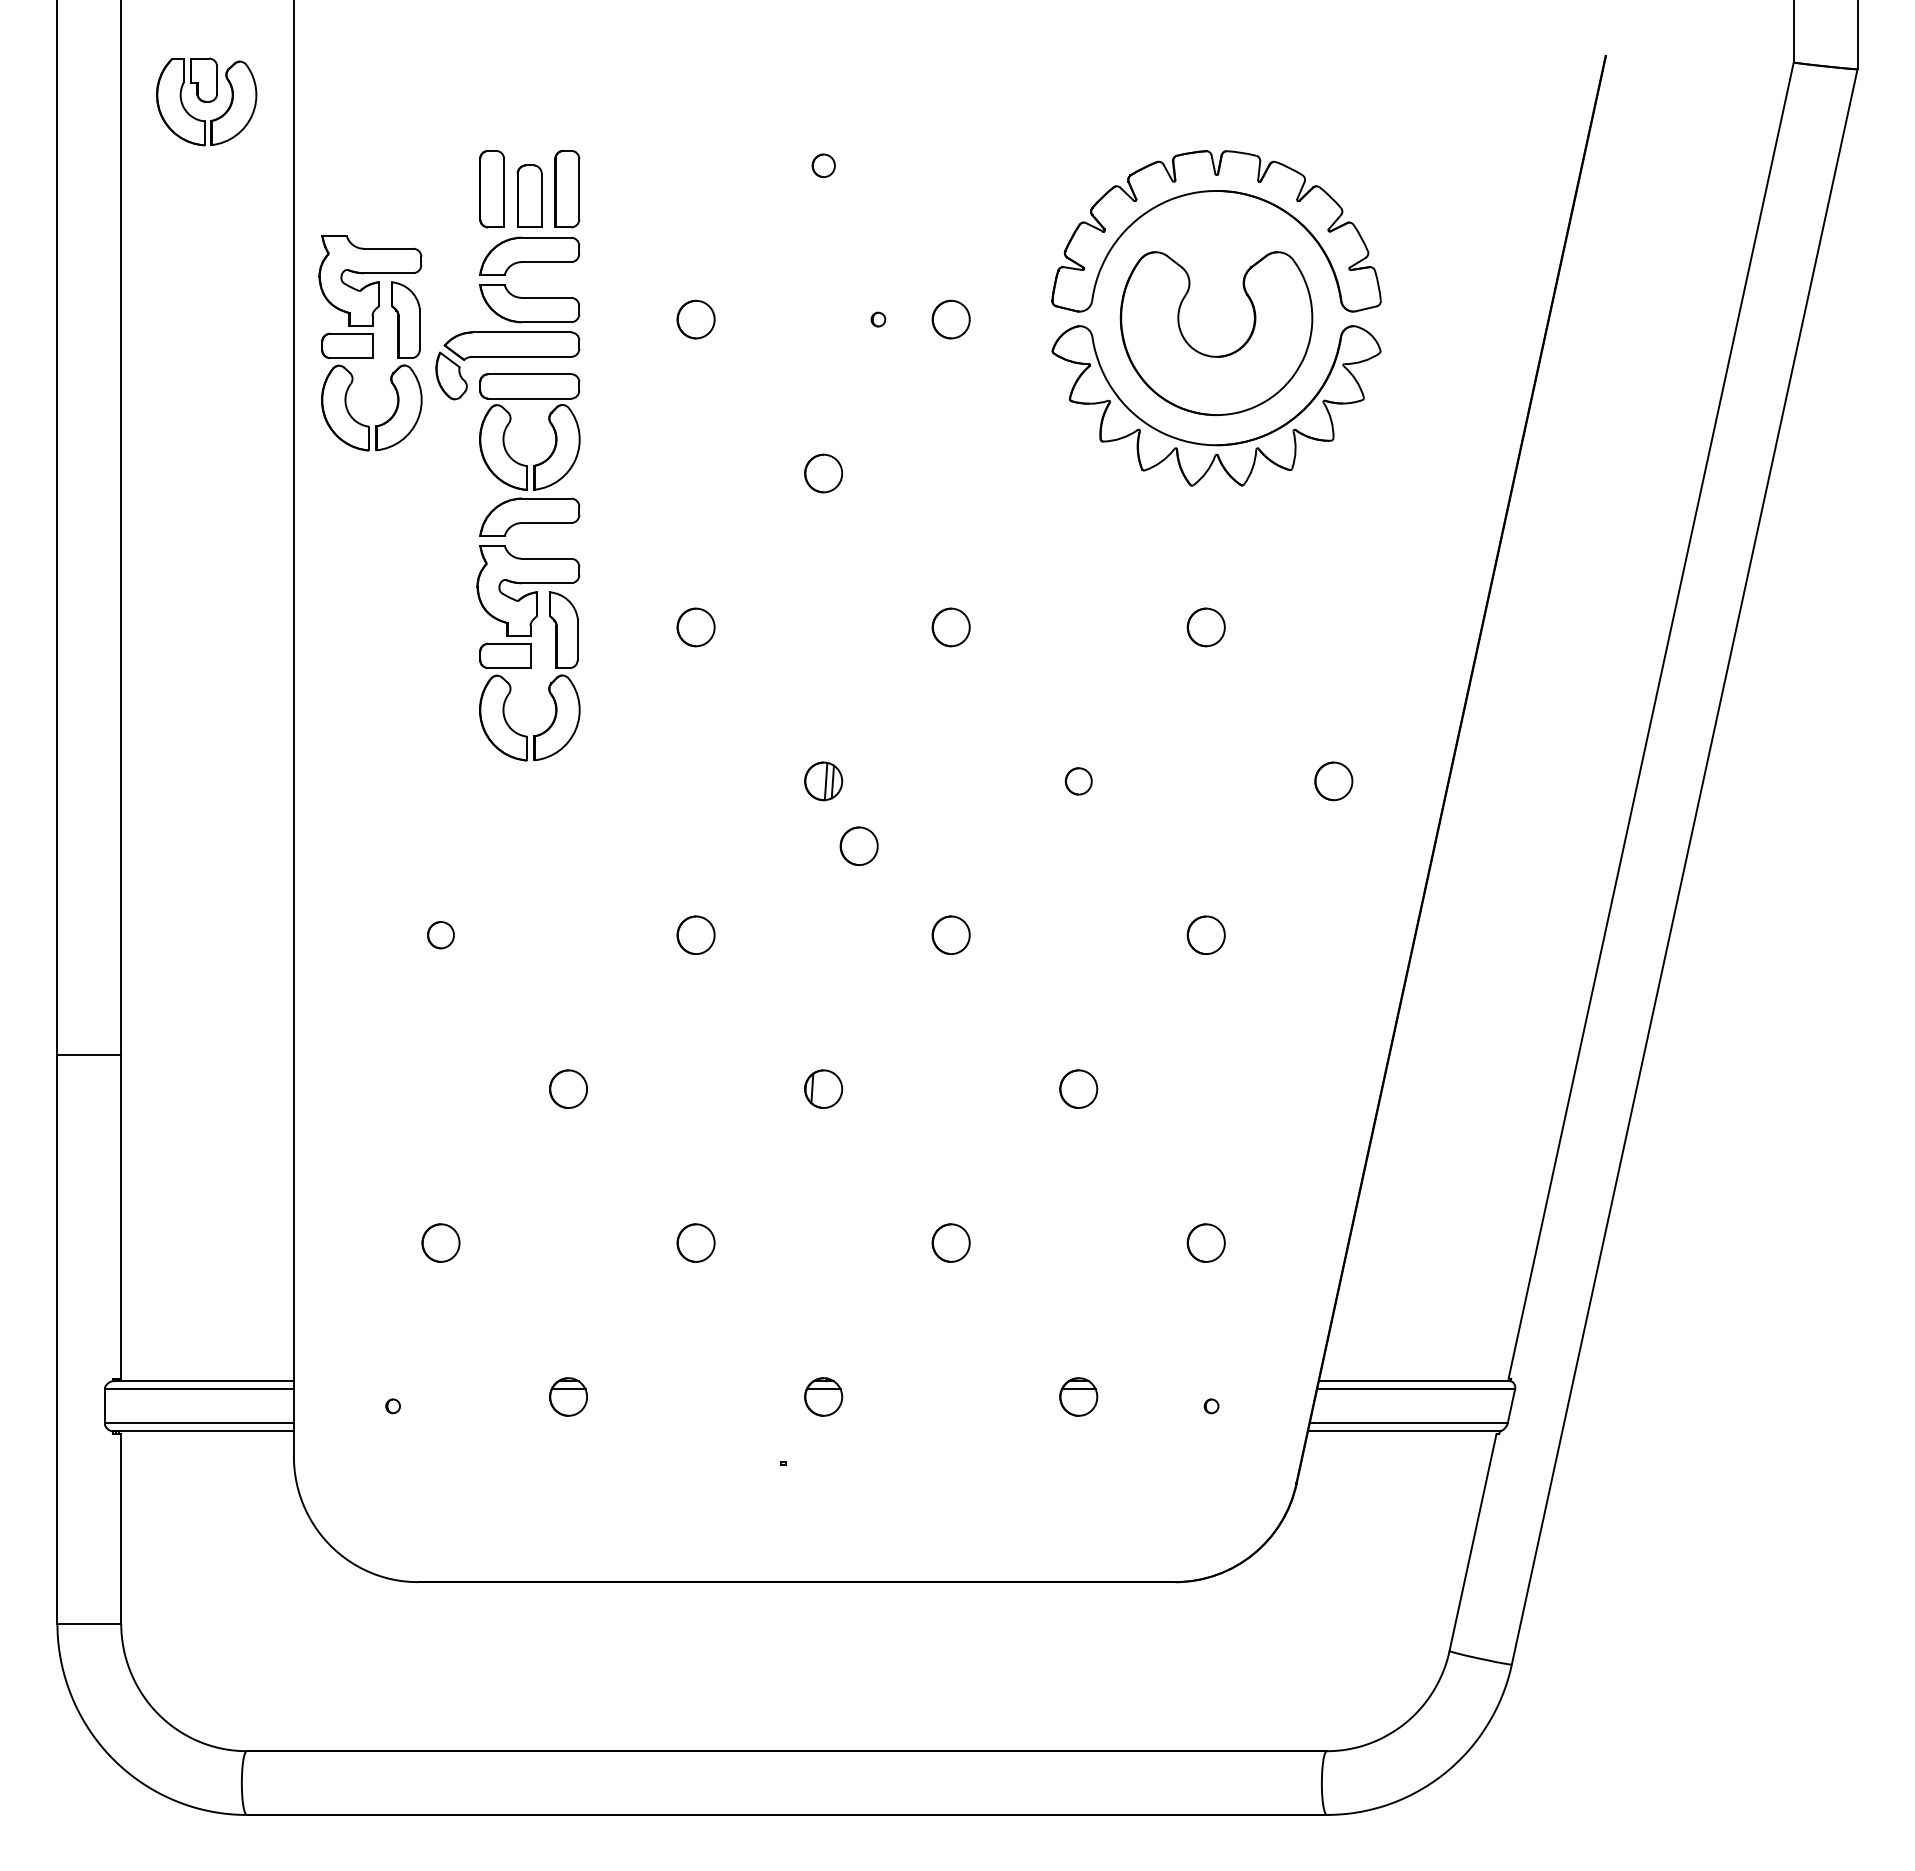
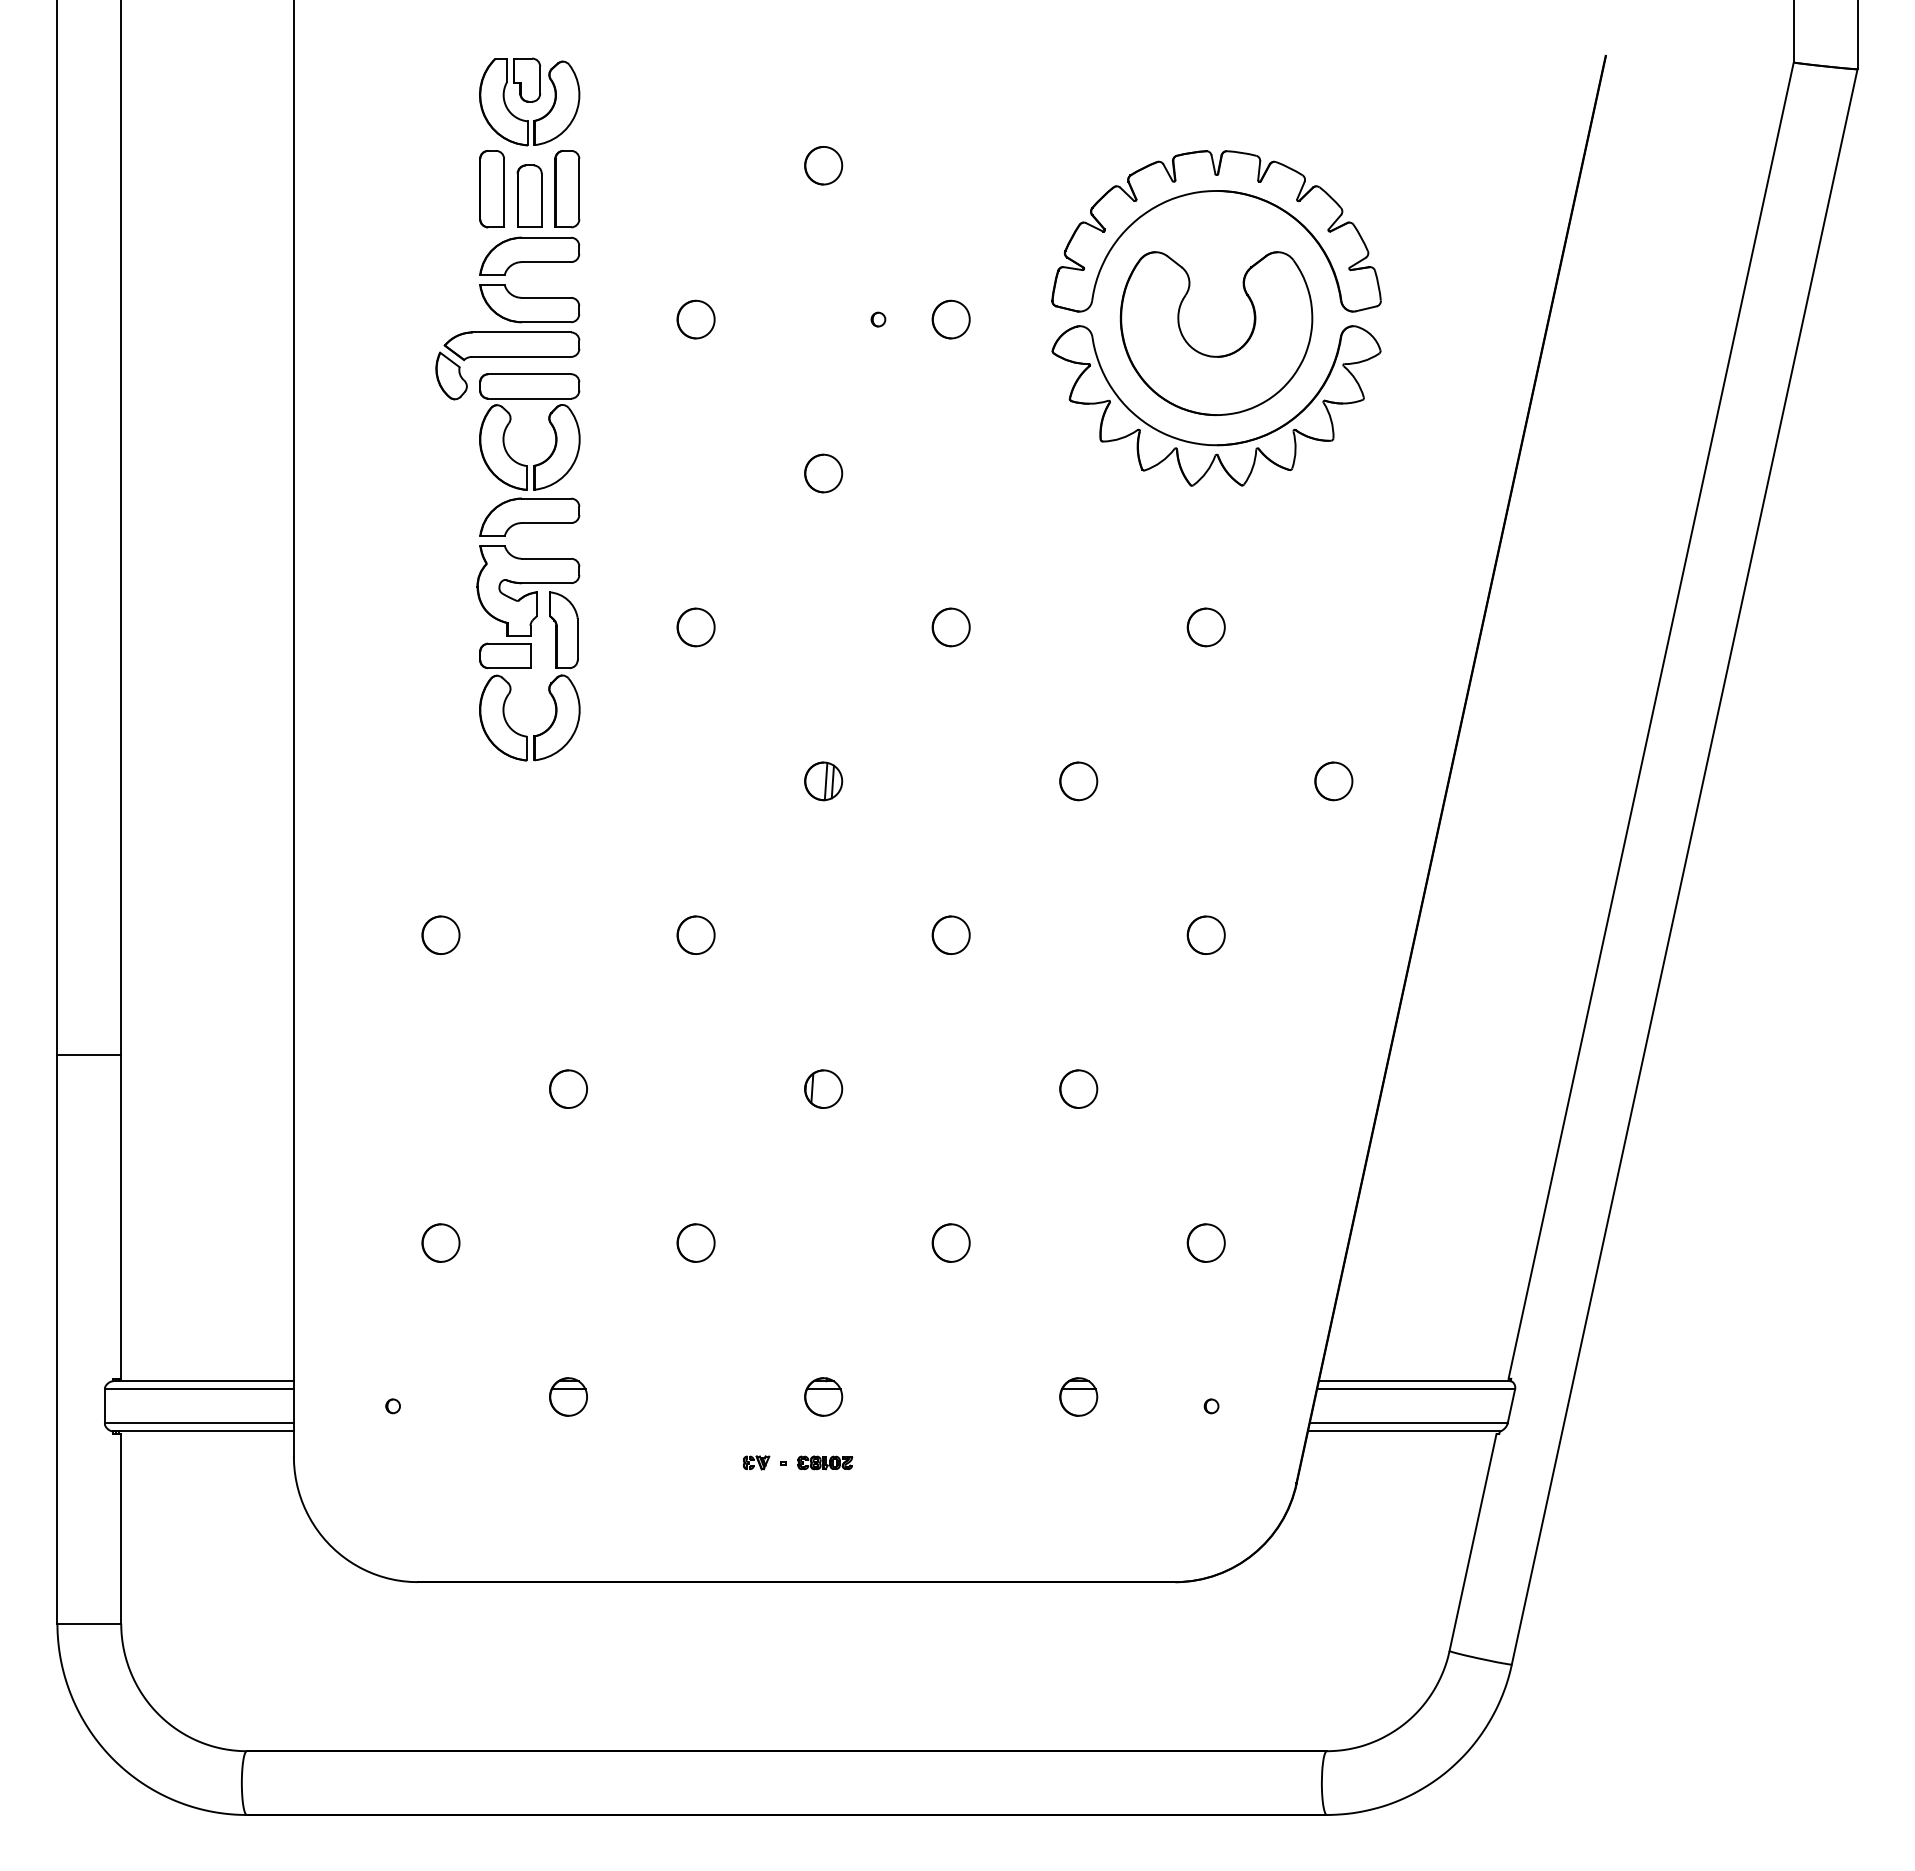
part position: (206, 101) -> (529, 101) (529, 101)
part size: 25x25 px -> 40x40 px (823, 165)
part: present -> none (370, 343)
part size: 29x29 px -> 40x41 px (1078, 781)
part: present -> none (858, 845)
part size: 28x29 px -> 40x40 px (440, 934)
part: none -> present (756, 1462)
part: none -> present (825, 1462)
